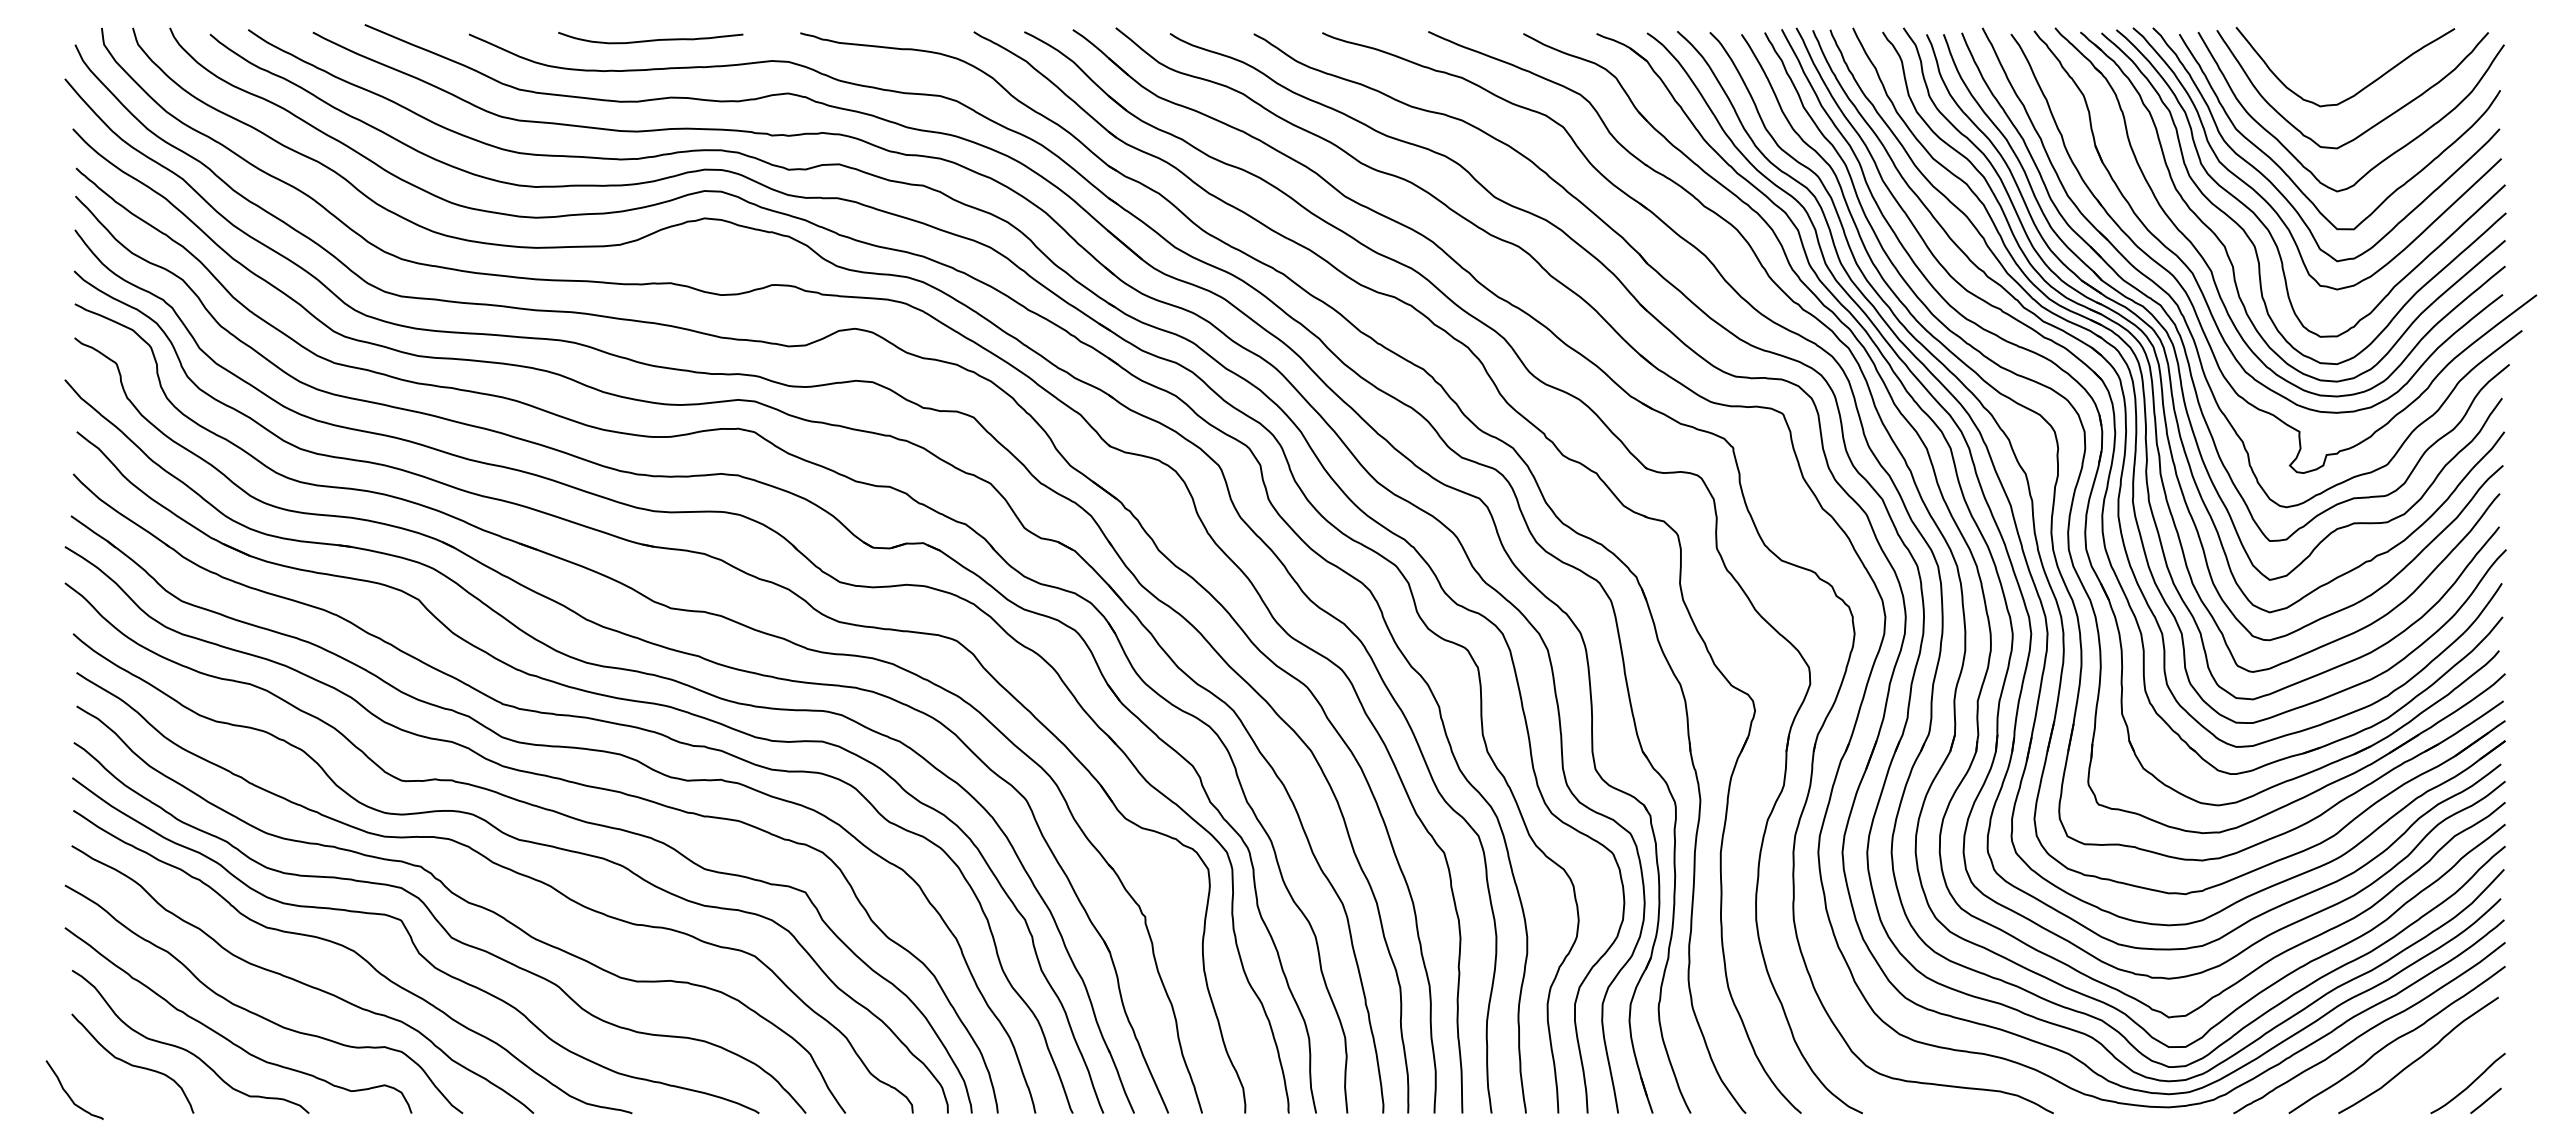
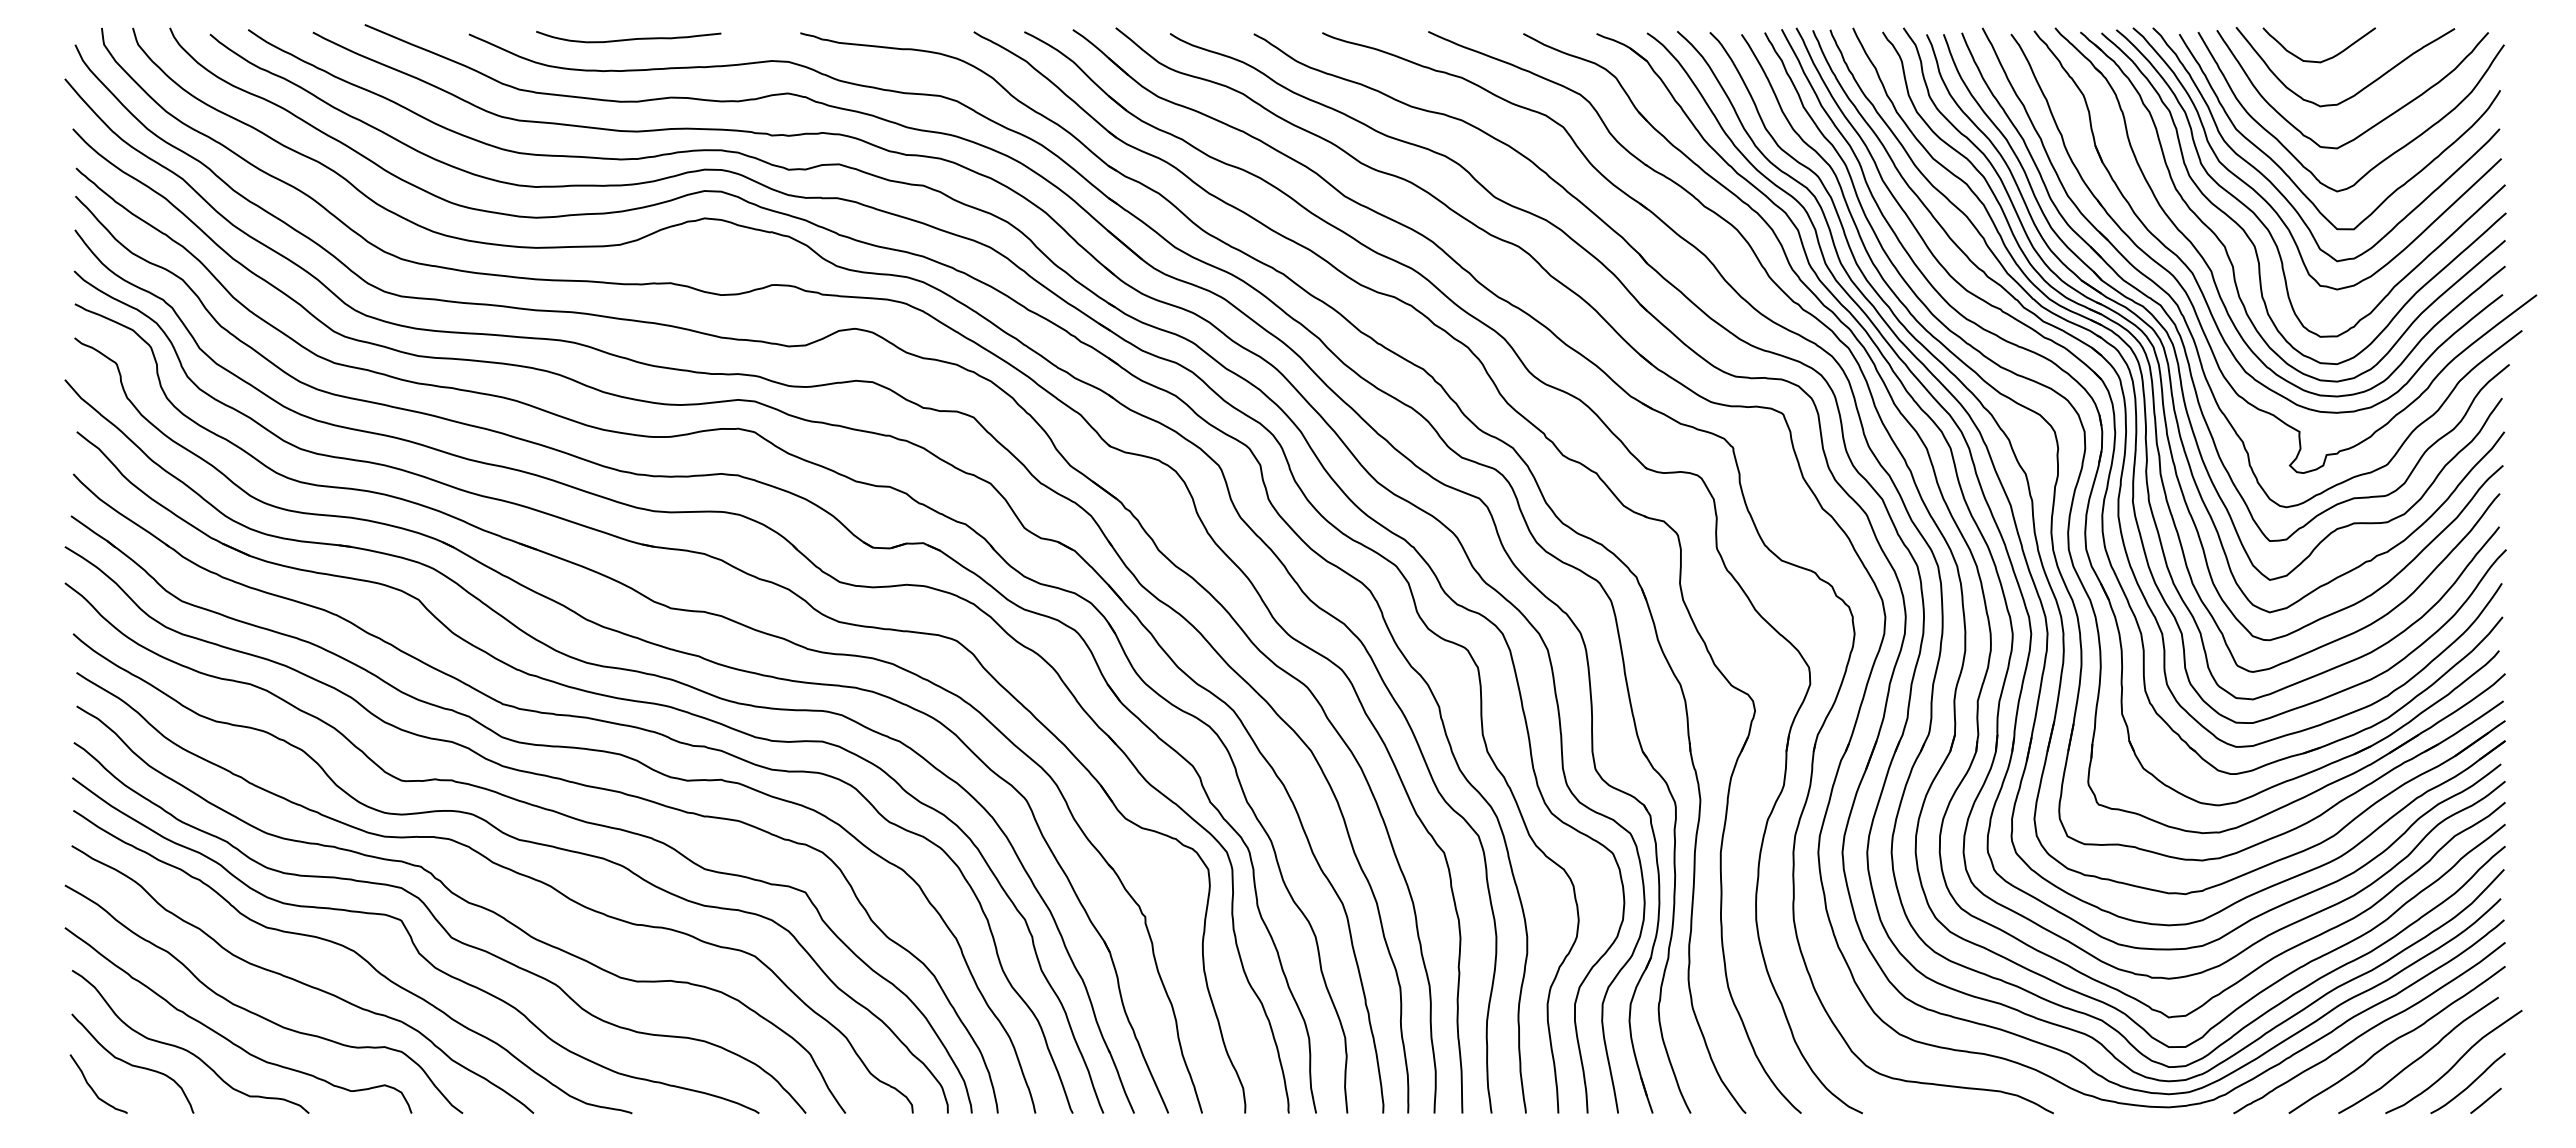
curve position: (650, 39) -> (628, 38) (628, 38)
curve: none -> present (2324, 59)
curve: none -> present (2455, 1062)
curve position: (68, 1093) -> (92, 1087) (92, 1087)
